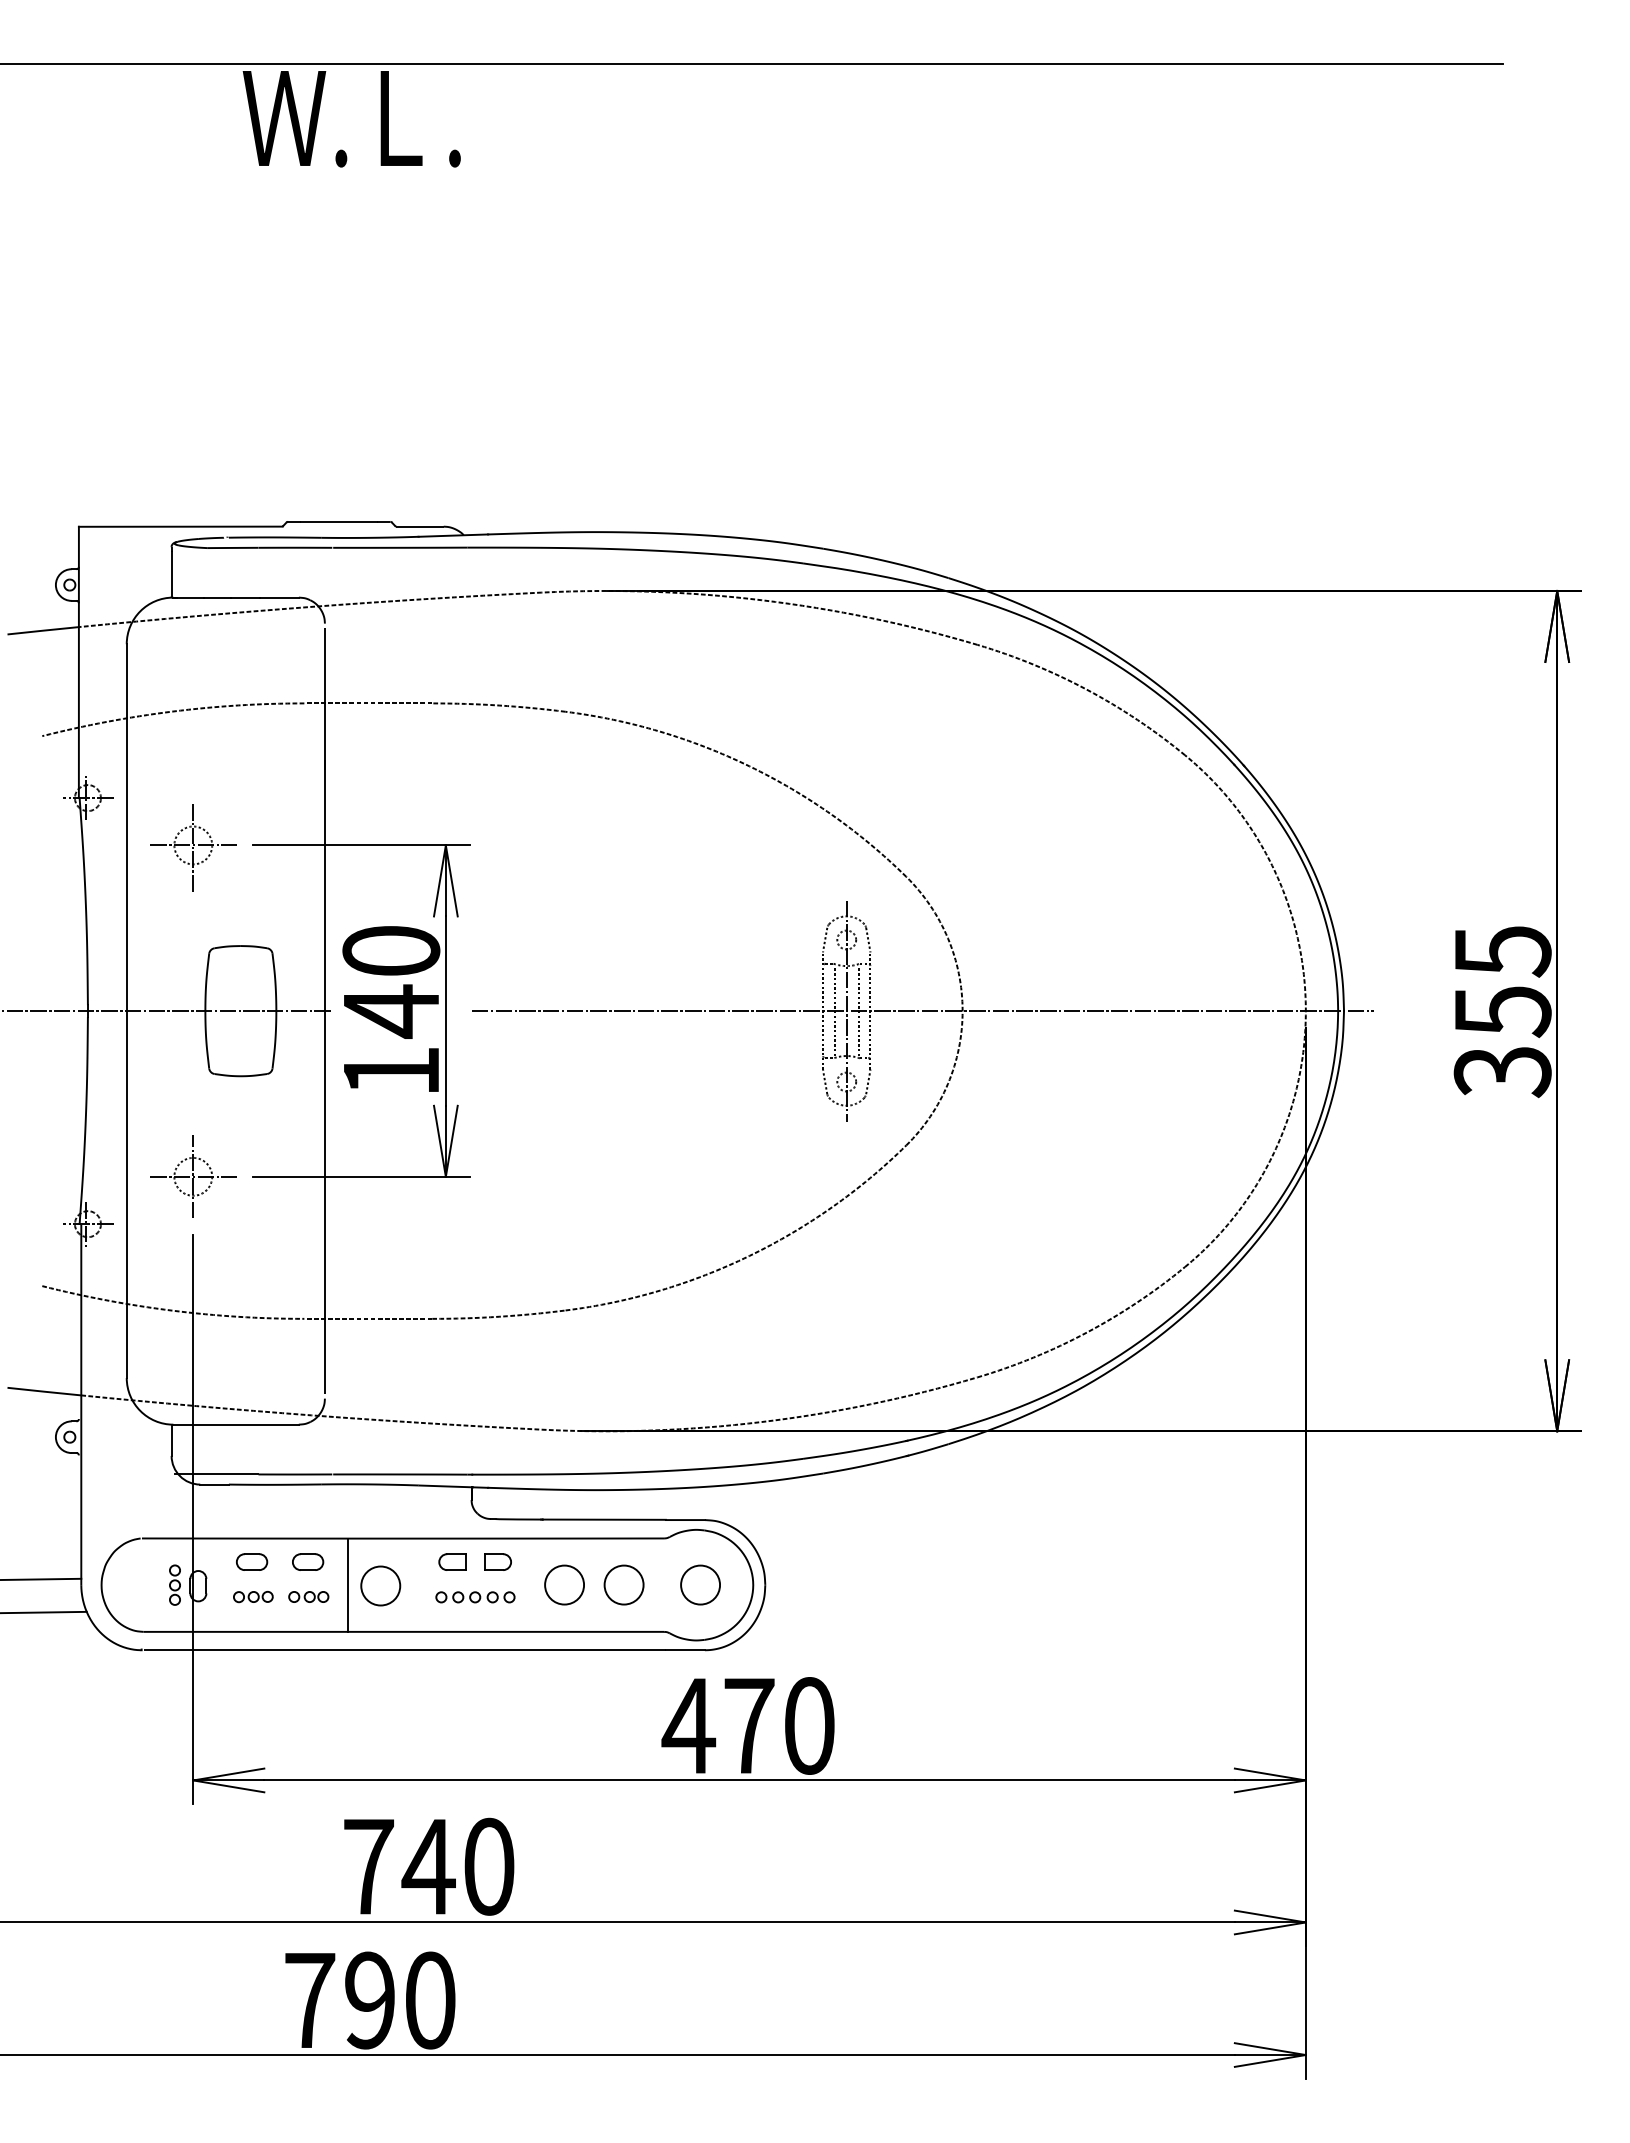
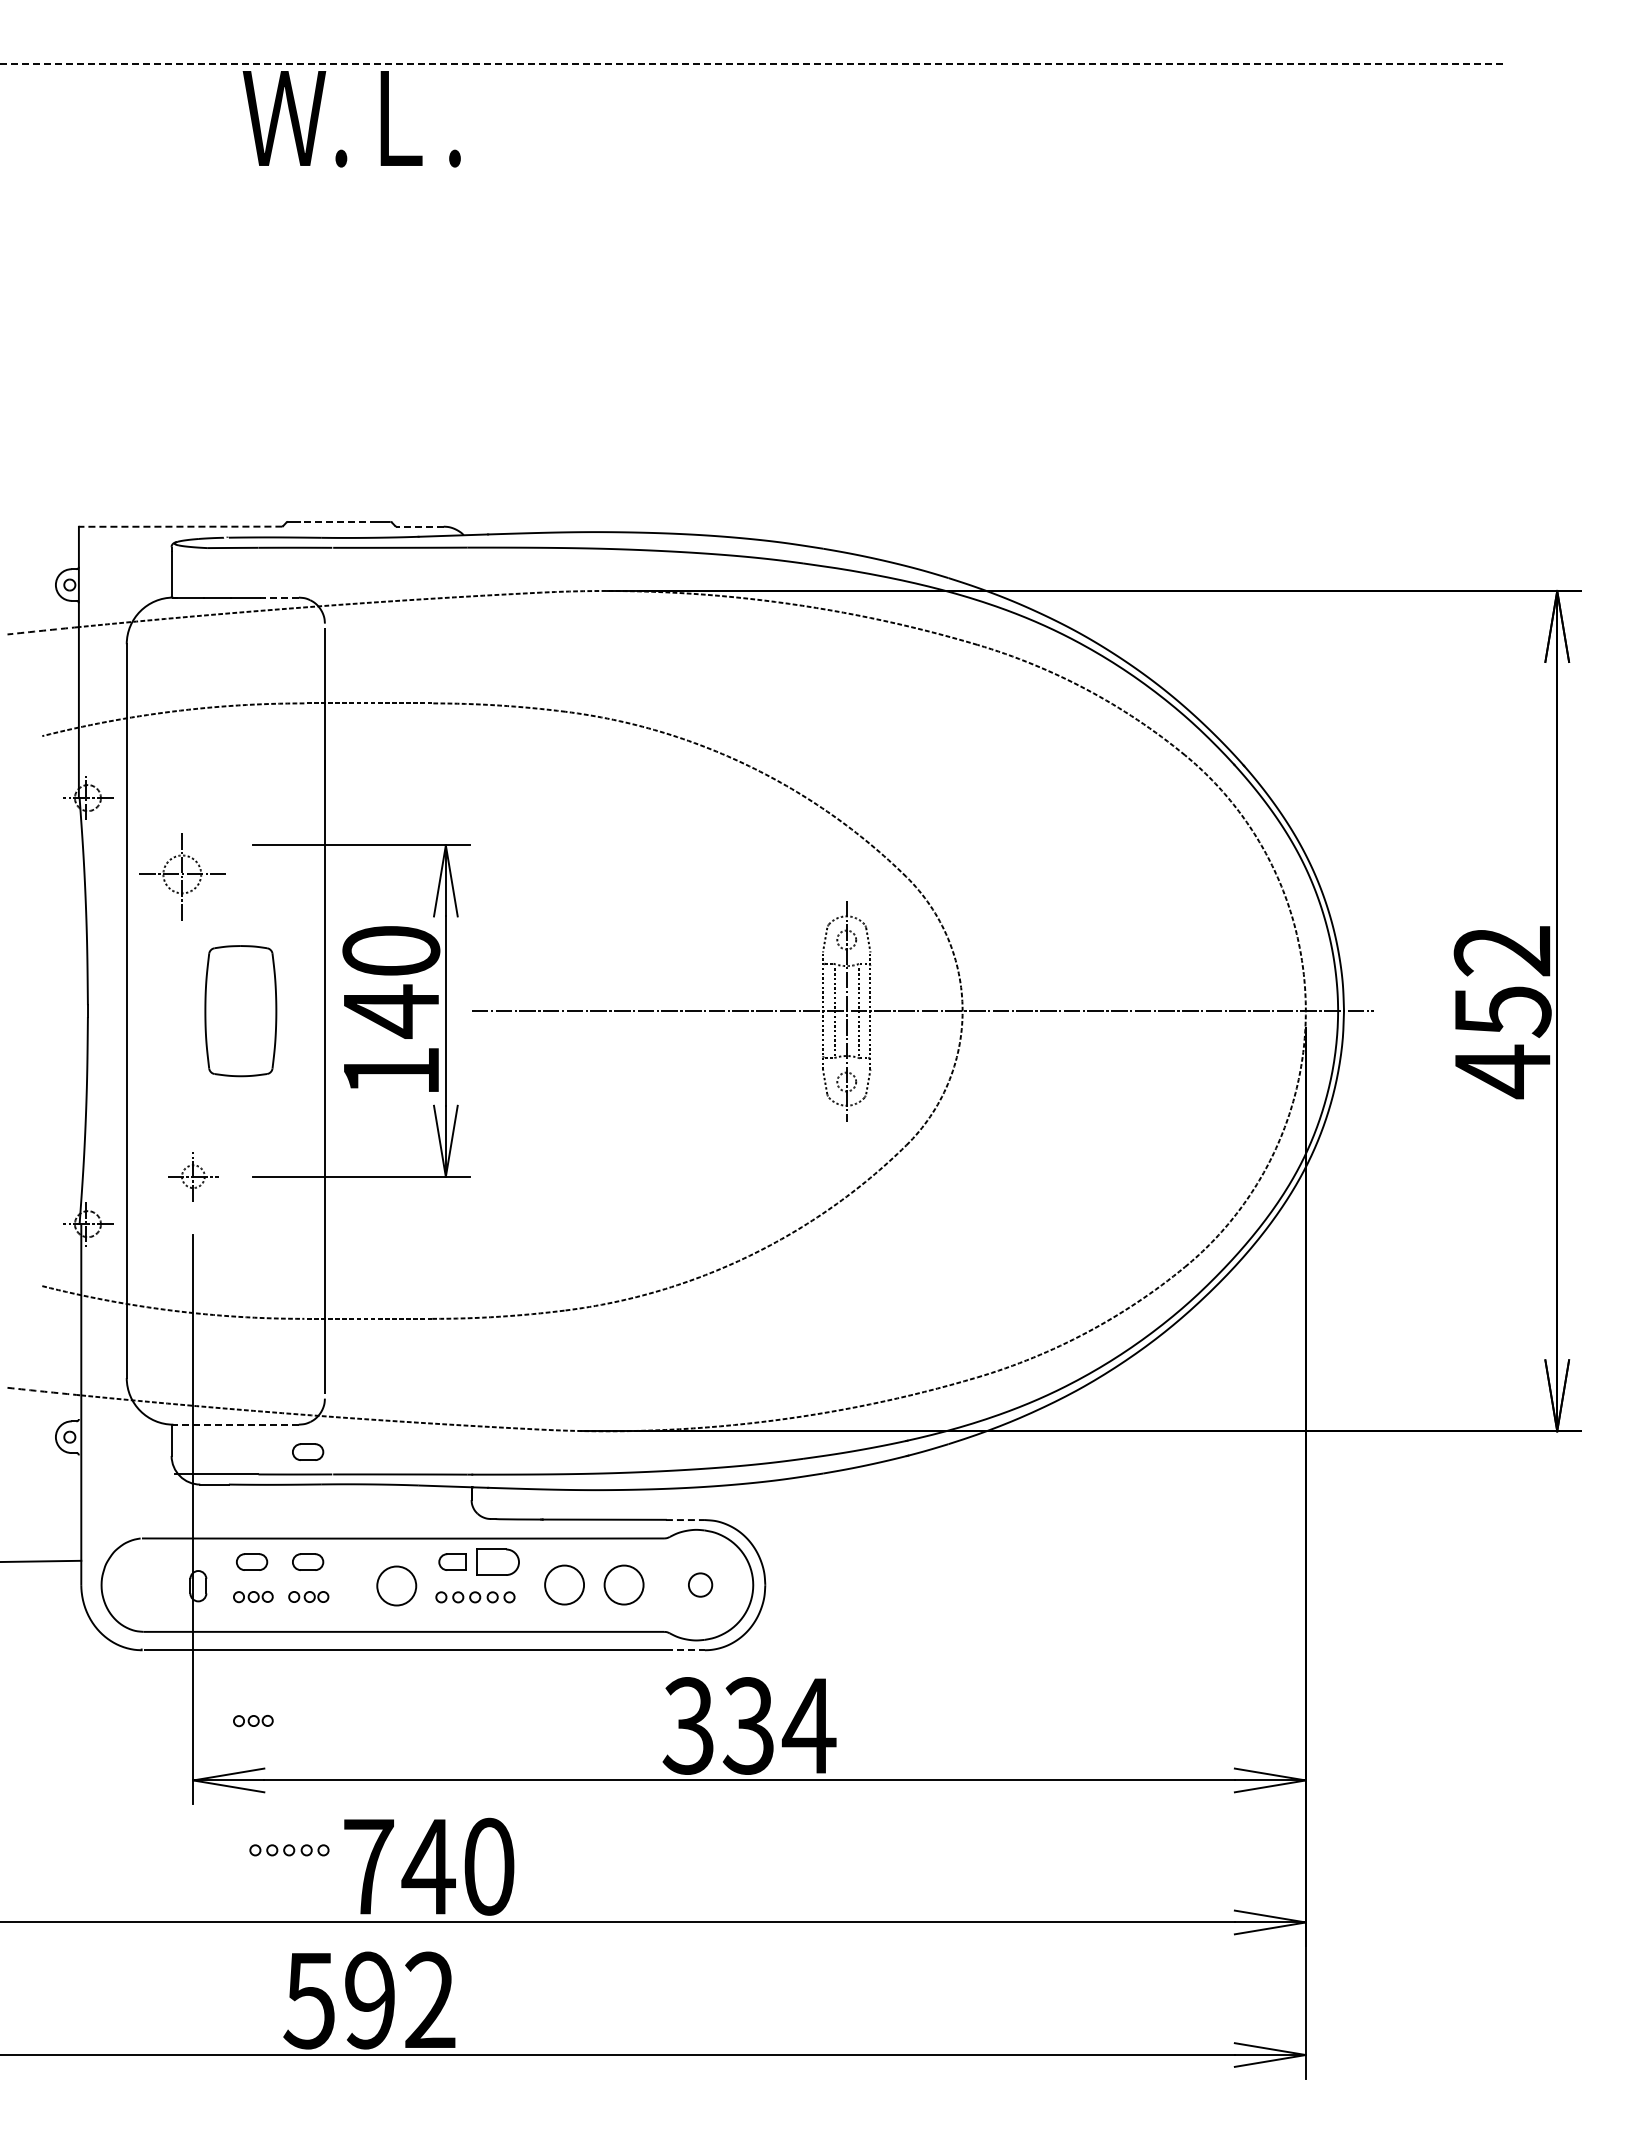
line: solid -> dashed (750, 64)
line: solid -> dashed (339, 521)
line: solid -> dashed (180, 526)
line: solid -> dashed (420, 526)
line: solid -> dashed (278, 597)
arc: solid -> dashed (43, 630)
part position: (193, 847) -> (182, 876) (182, 876)
line: present -> none (166, 1011)
text: 355 -> 452 (1502, 1012)
part size: 87x83 px -> 51x50 px (193, 1176)
arc: solid -> dashed (44, 1391)
line: solid -> dashed (236, 1424)
part: none -> present (308, 1451)
line: solid -> dashed (685, 1520)
part size: 28x18 px -> 44x28 px (497, 1561)
line position: (41, 1578) -> (41, 1560) (41, 1560)
part: present -> none (174, 1584)
line: present -> none (347, 1584)
circle diameter: 39 px -> 23 px (700, 1584)
circle position: (380, 1585) -> (396, 1585) (396, 1585)
line: present -> none (44, 1612)
line: solid -> dashed (685, 1650)
part: none -> present (253, 1720)
text: 470 -> 334 (748, 1725)
part: none -> present (289, 1850)
text: 790 -> 592 (369, 2000)
